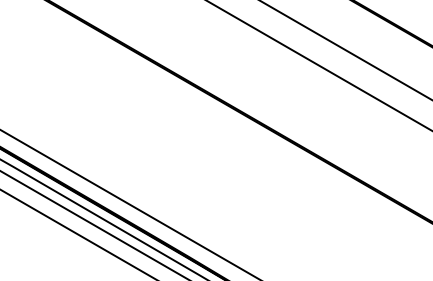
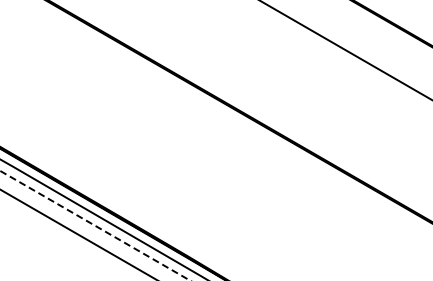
line: present -> none (319, 65)
line: present -> none (129, 203)
line: solid -> dashed (95, 225)
